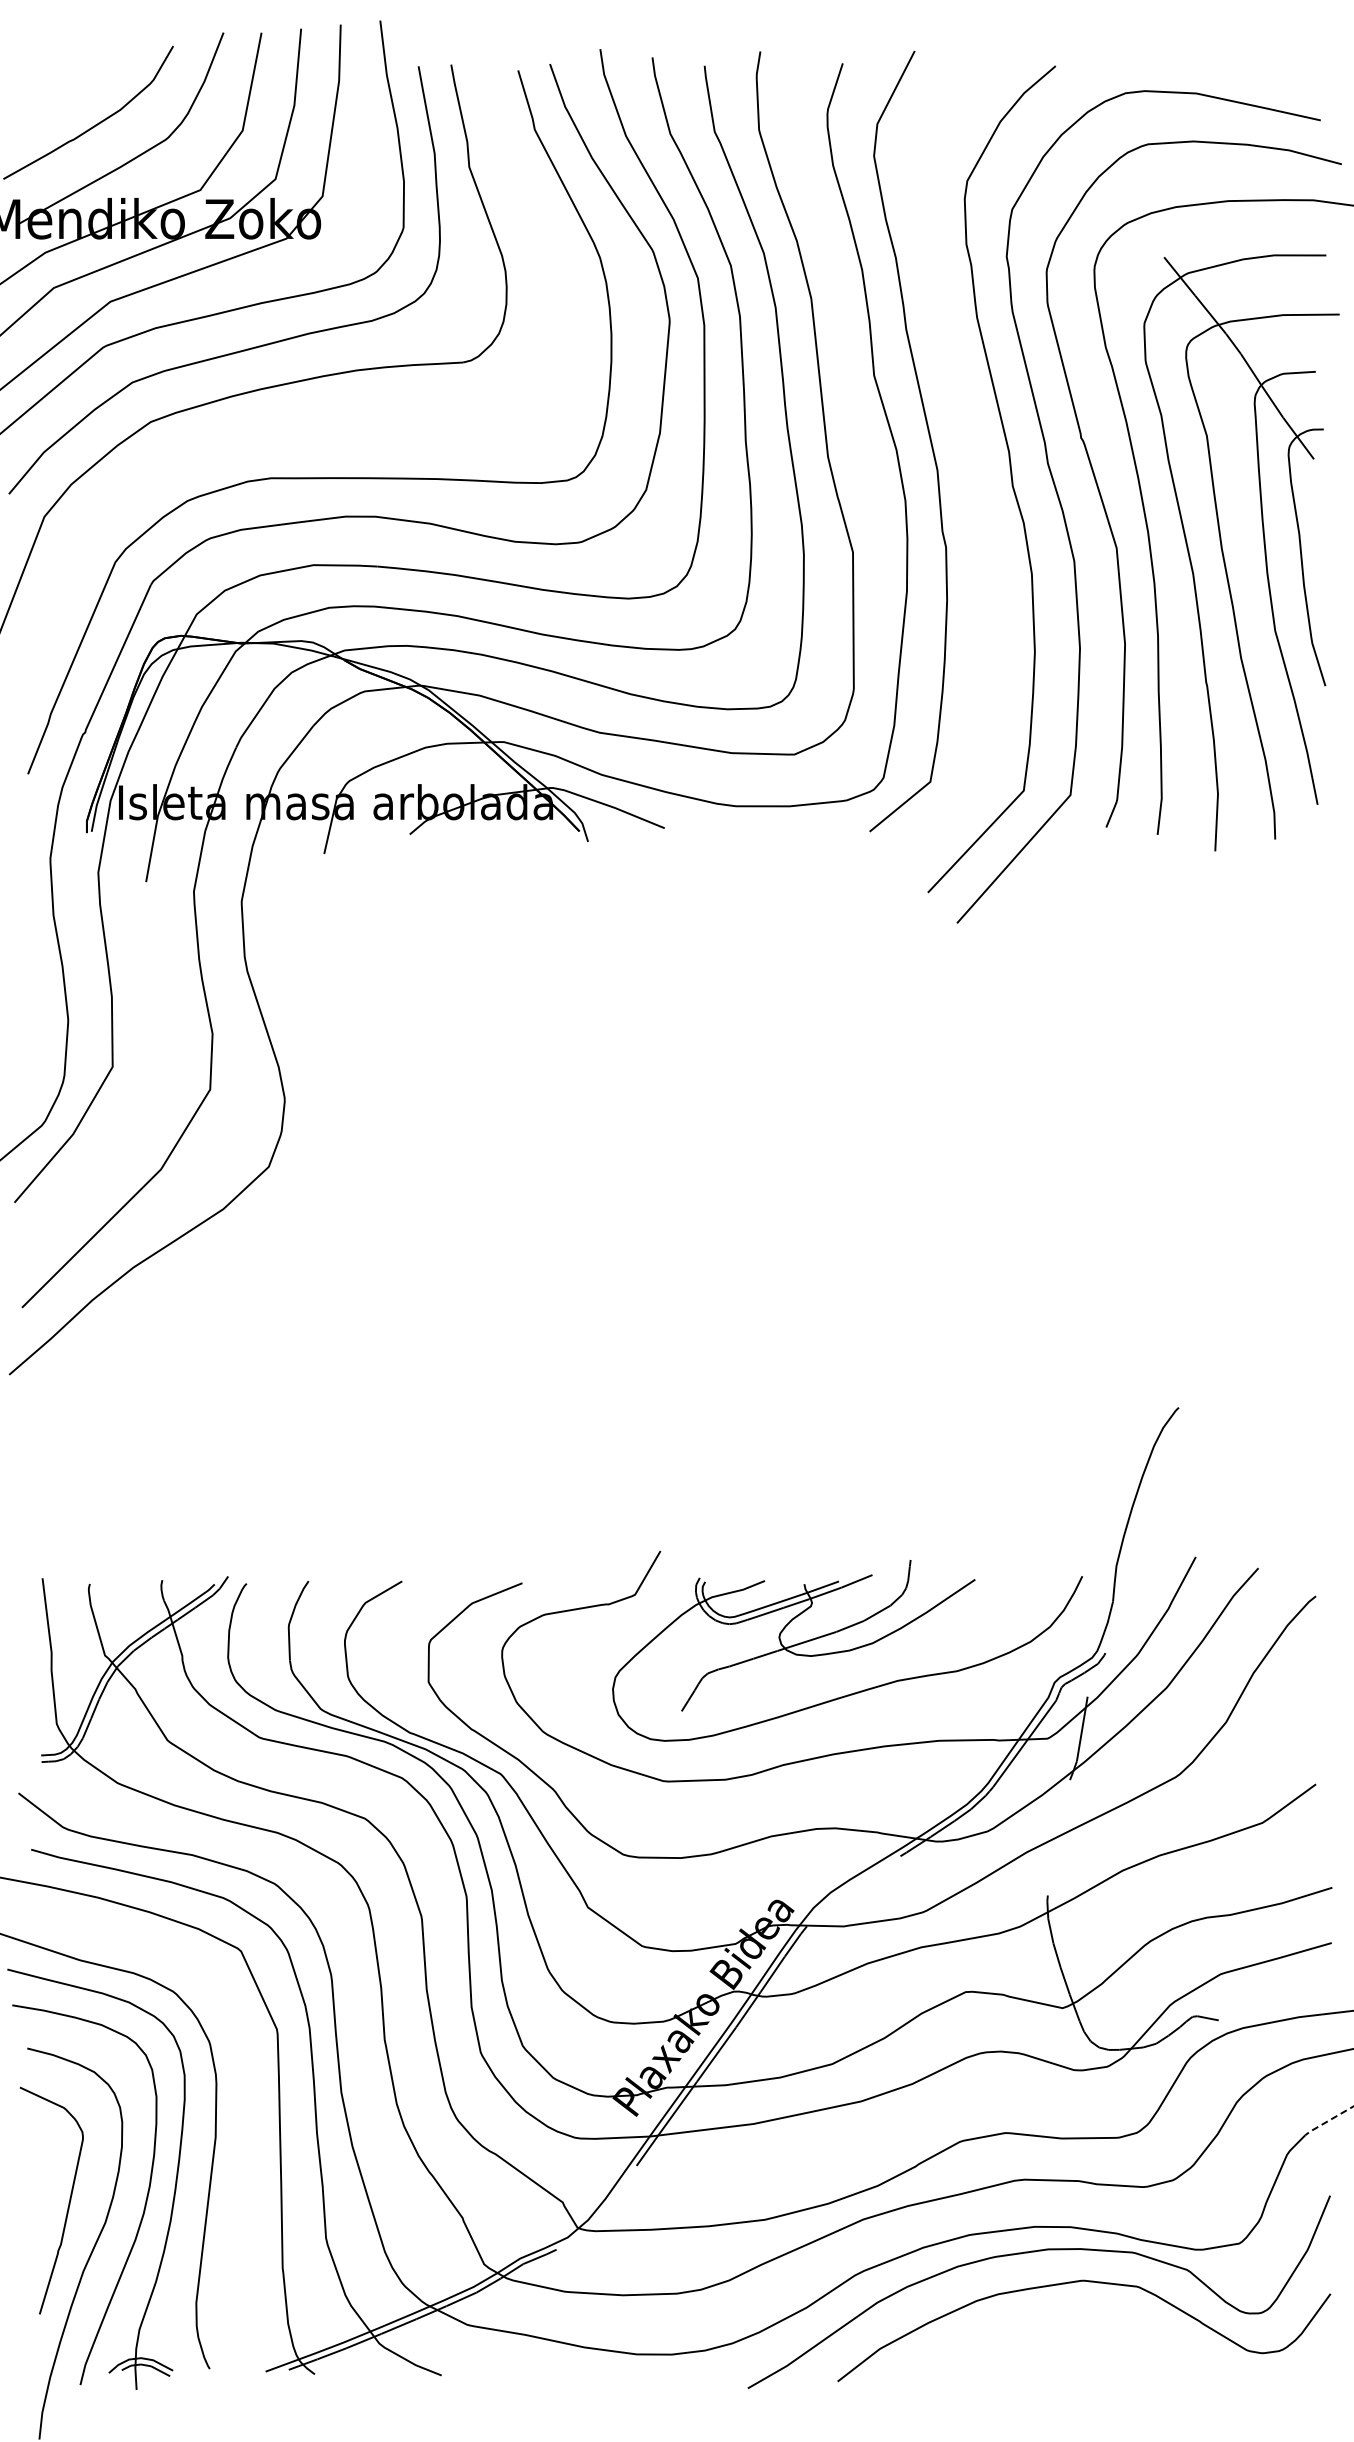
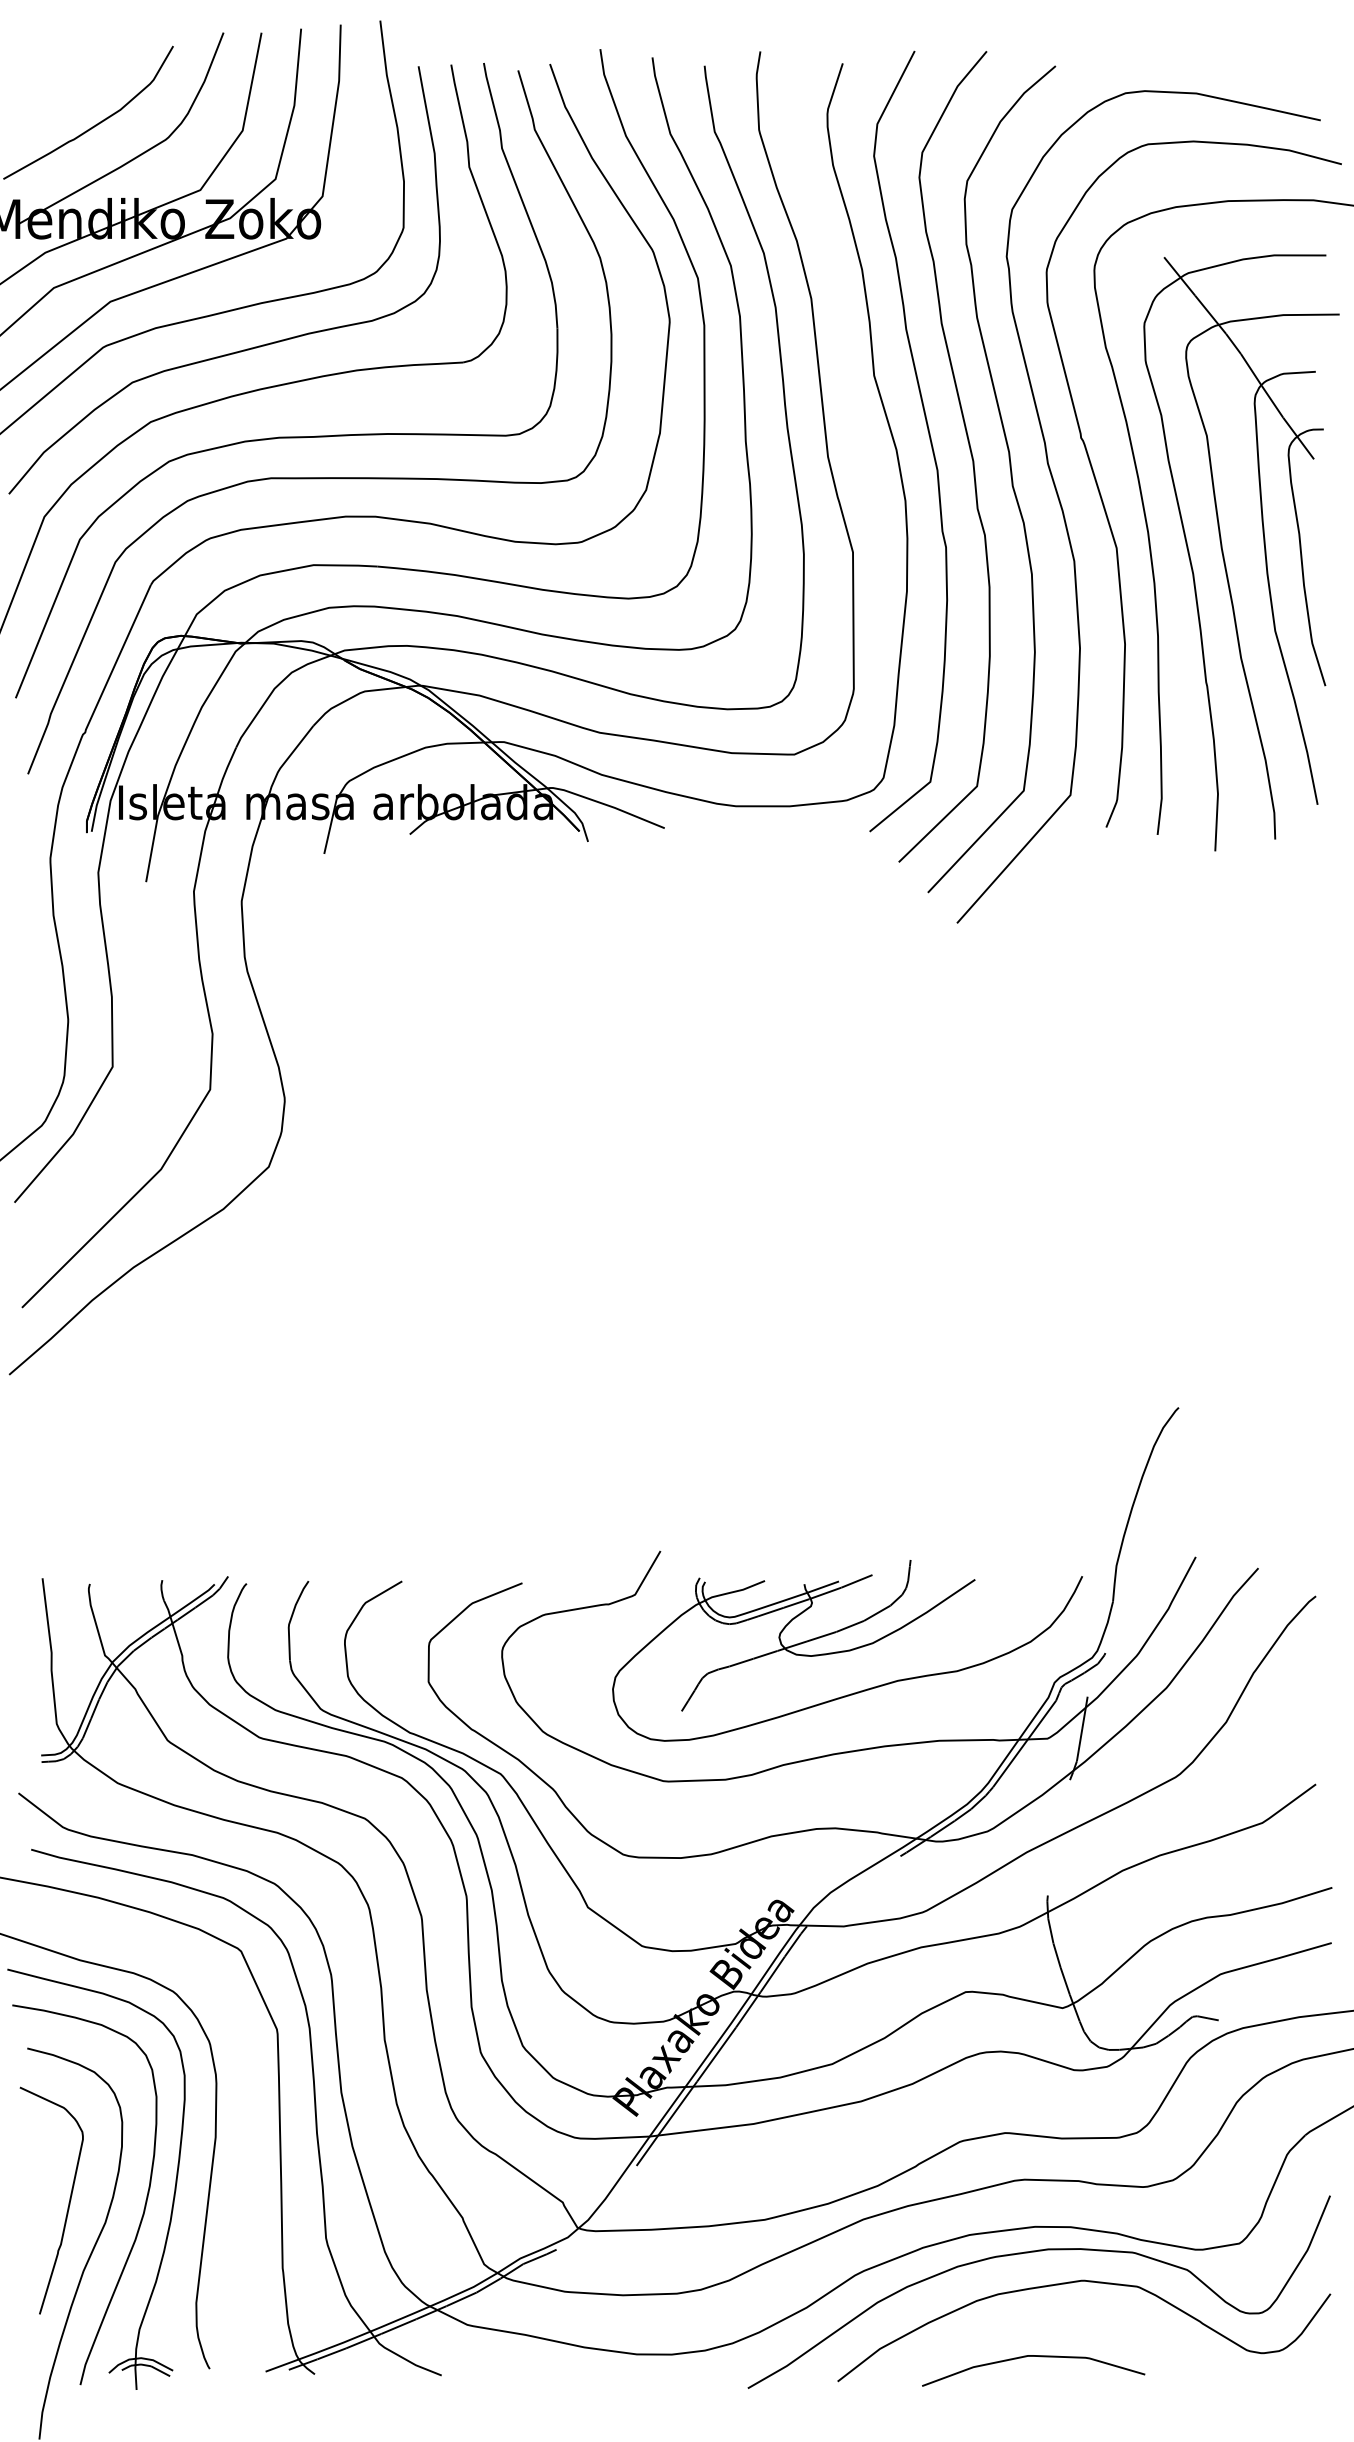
part: none -> present (286, 436)
curve: none -> present (969, 450)
line: dashed -> solid (1328, 2120)
curve: none -> present (1033, 2356)
